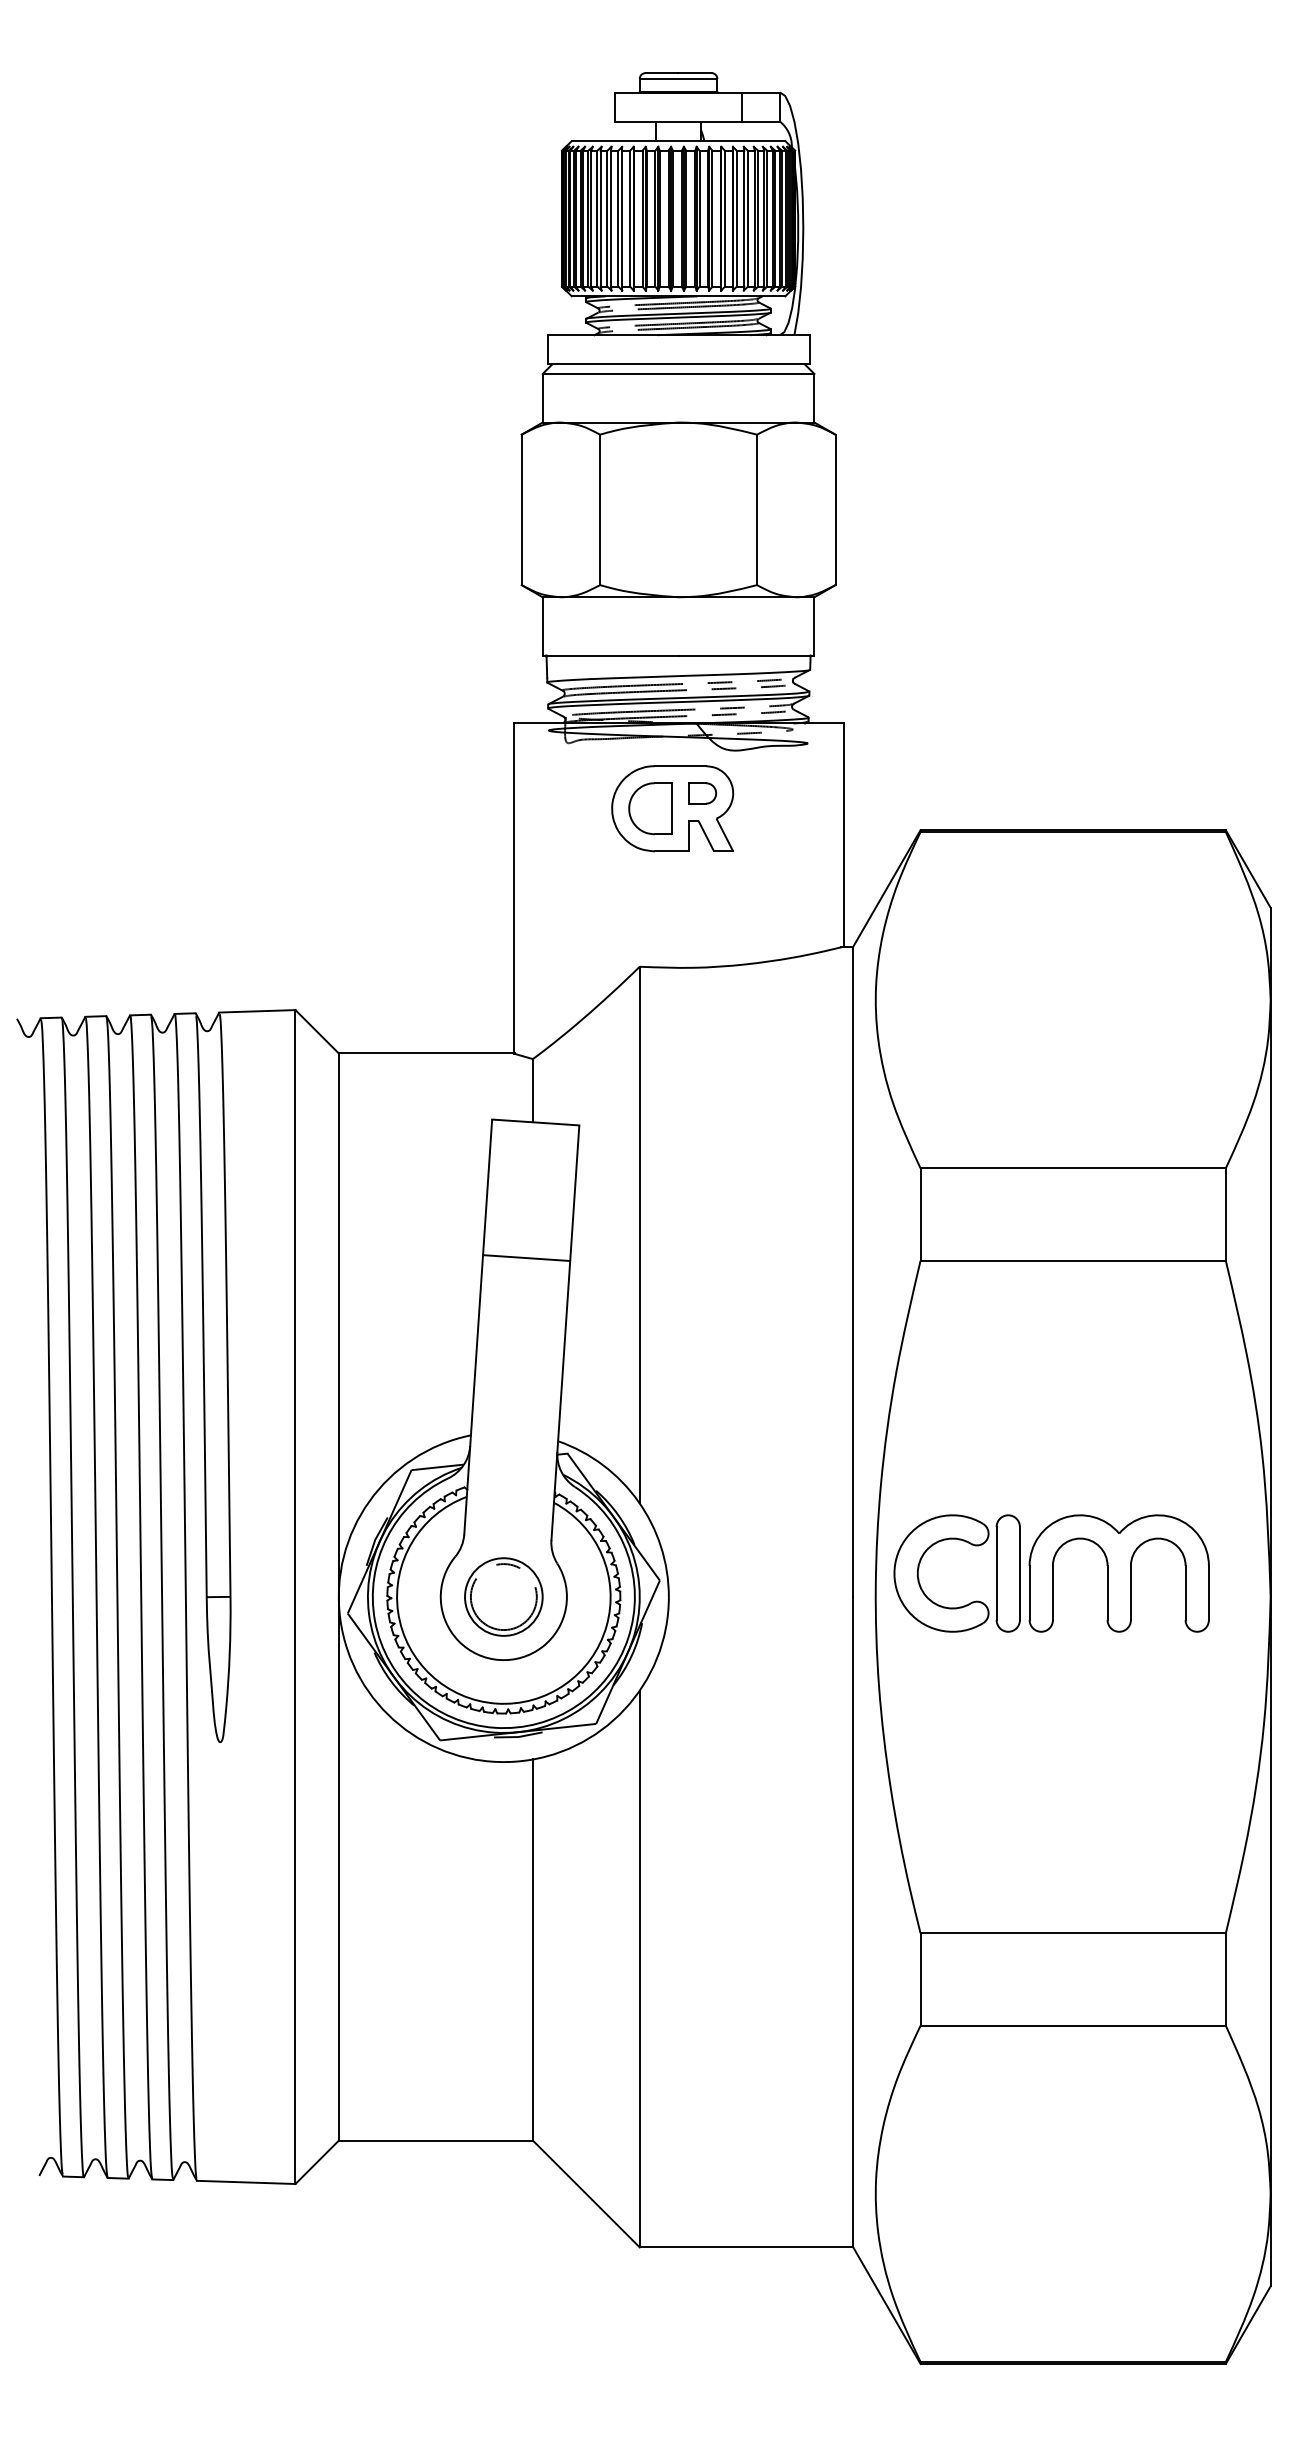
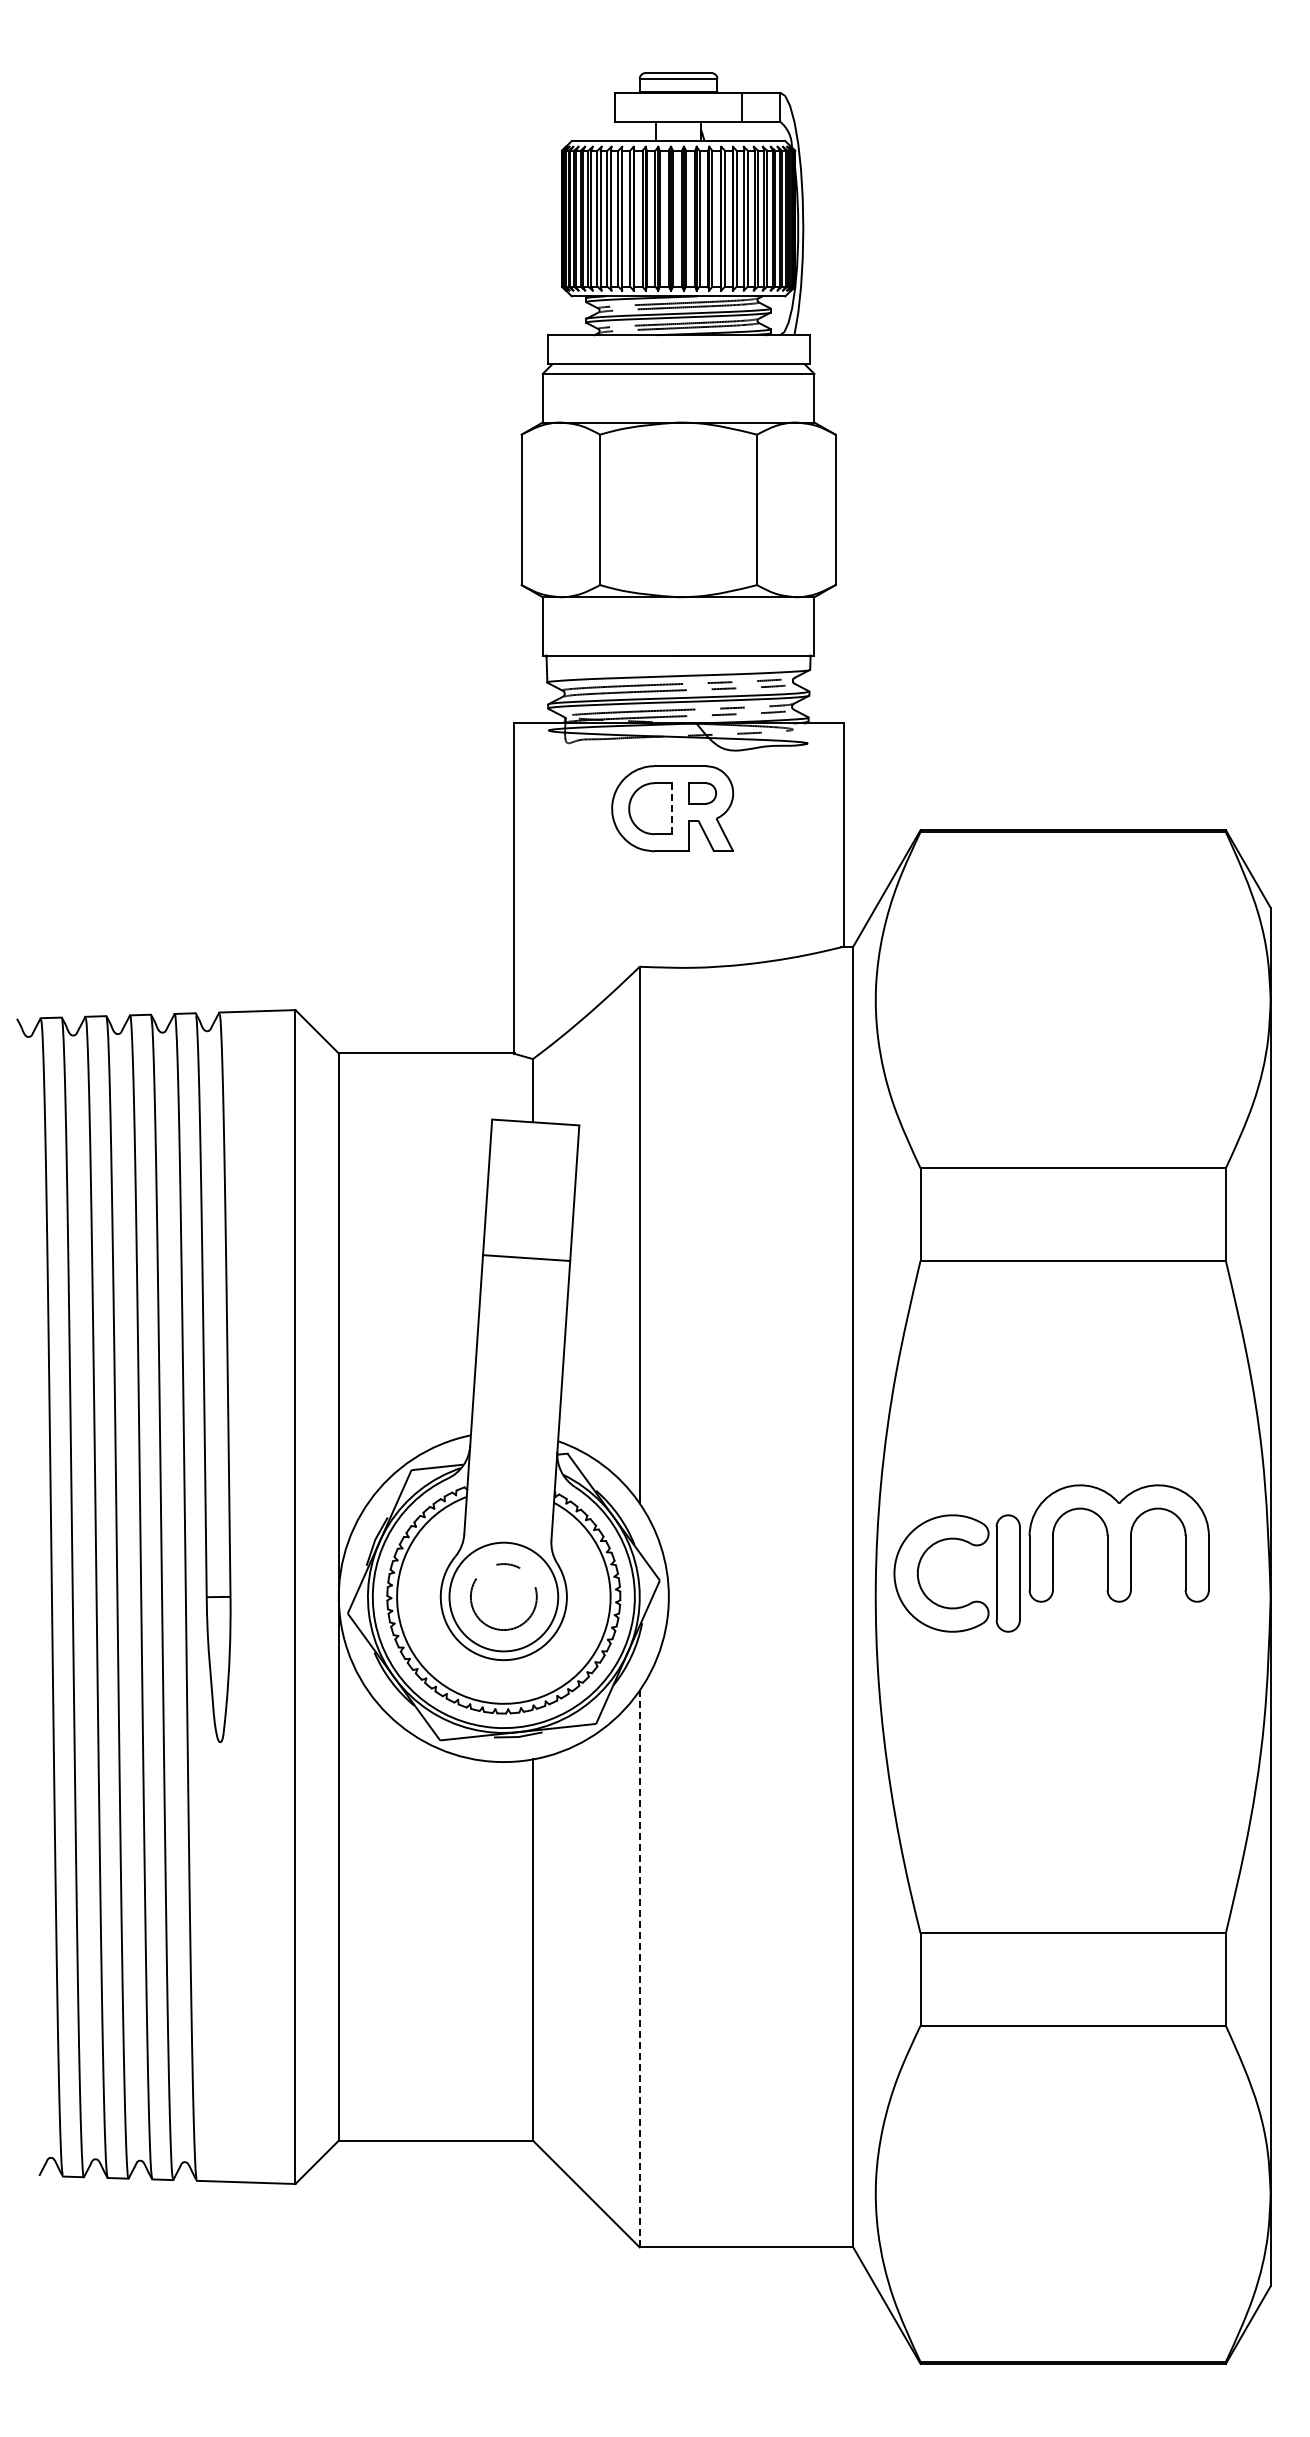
line: solid -> dashed (671, 808)
part position: (1118, 1573) -> (1118, 1543) (1118, 1543)
circle diameter: 78 px -> 109 px (503, 1596)
line: solid -> dashed (639, 1968)
